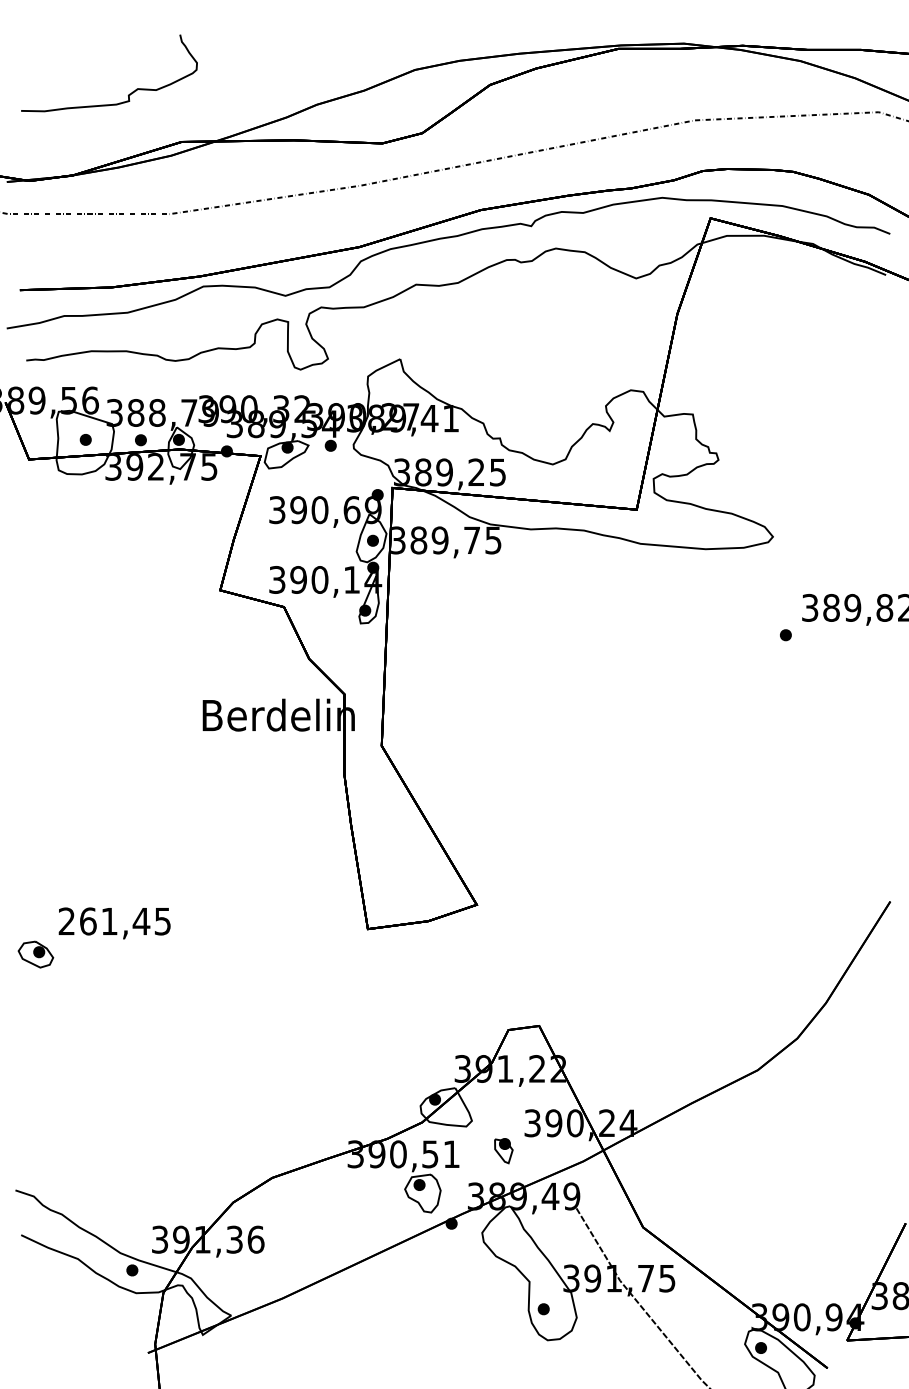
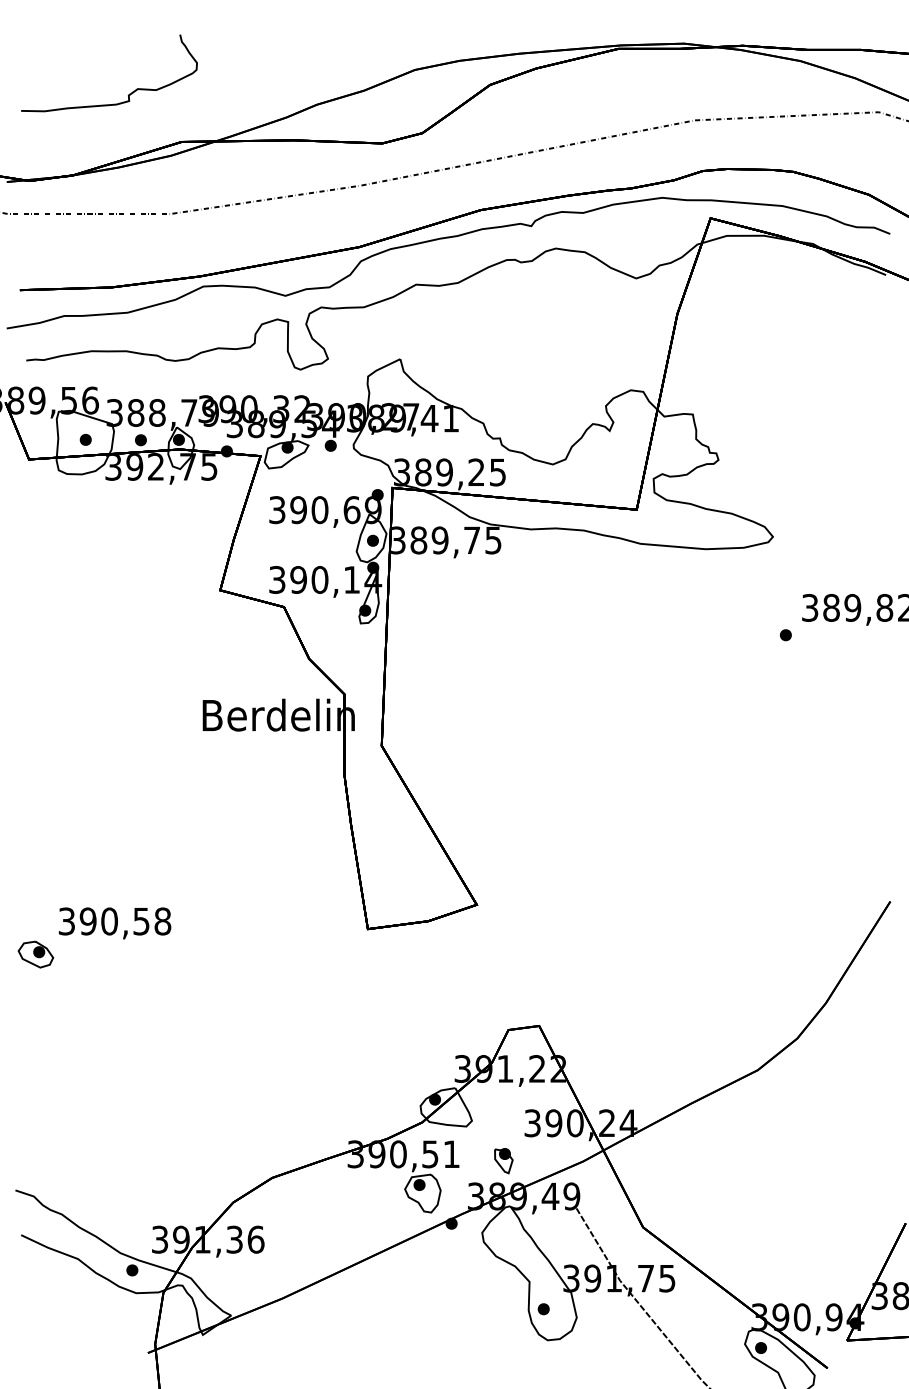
text: 261,45 -> 390,58 (114, 921)
part position: (503, 1151) -> (503, 1161) (503, 1161)
